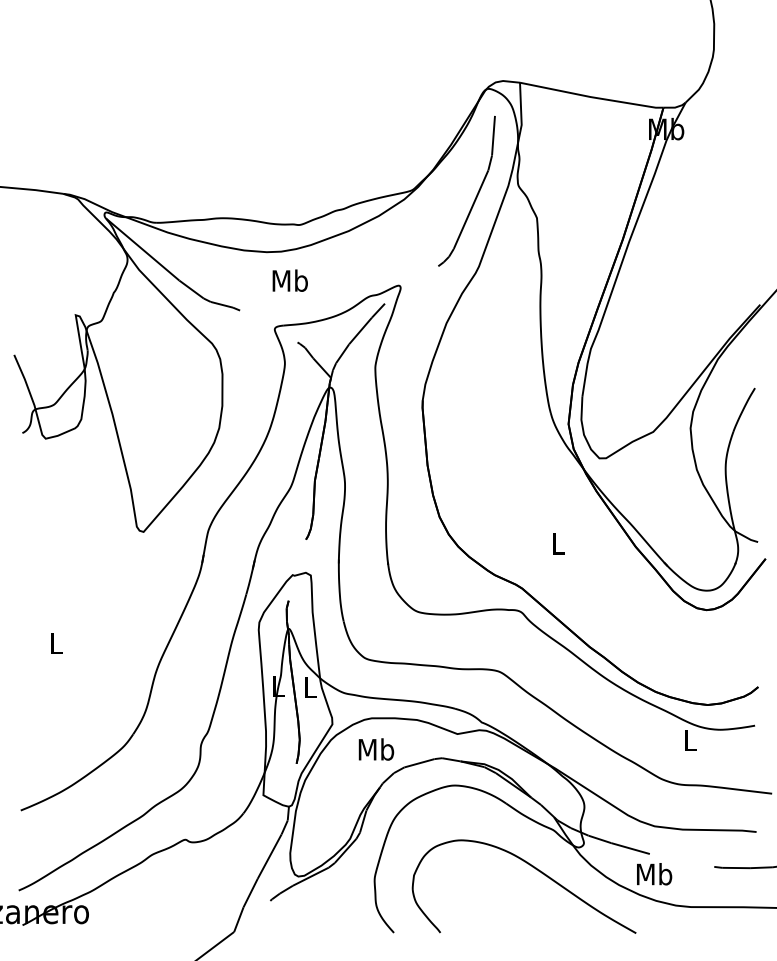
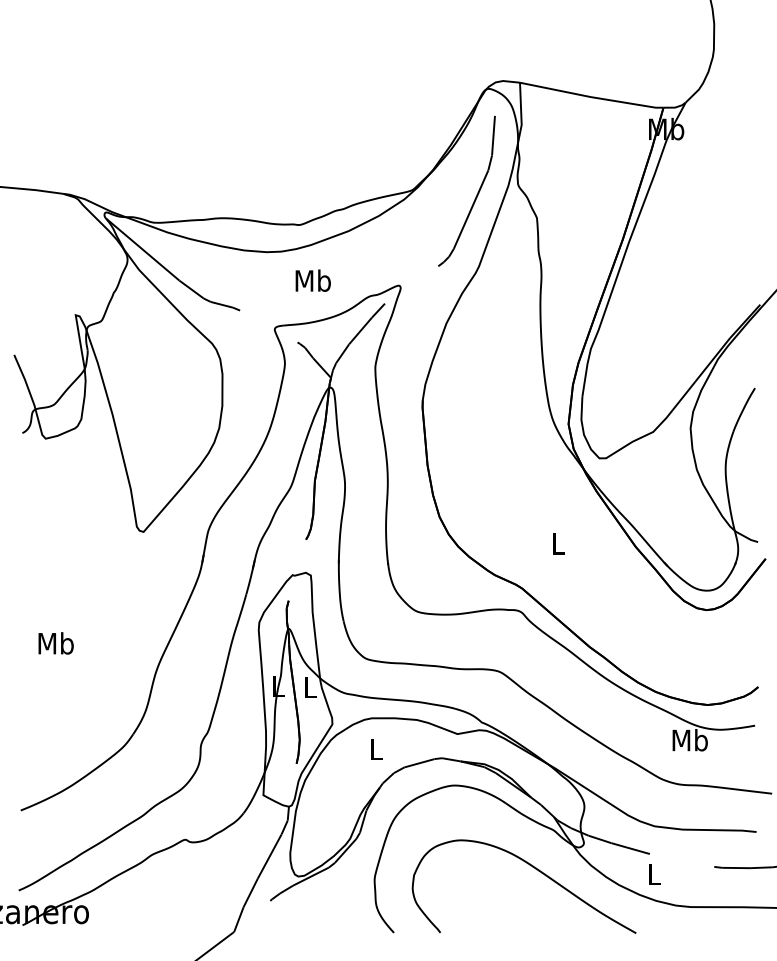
text position: (289, 280) -> (312, 280) (312, 280)
text: L -> Mb (55, 643)
text: L -> Mb (689, 740)
text: Mb -> L (376, 749)
text: Mb -> L (654, 874)
